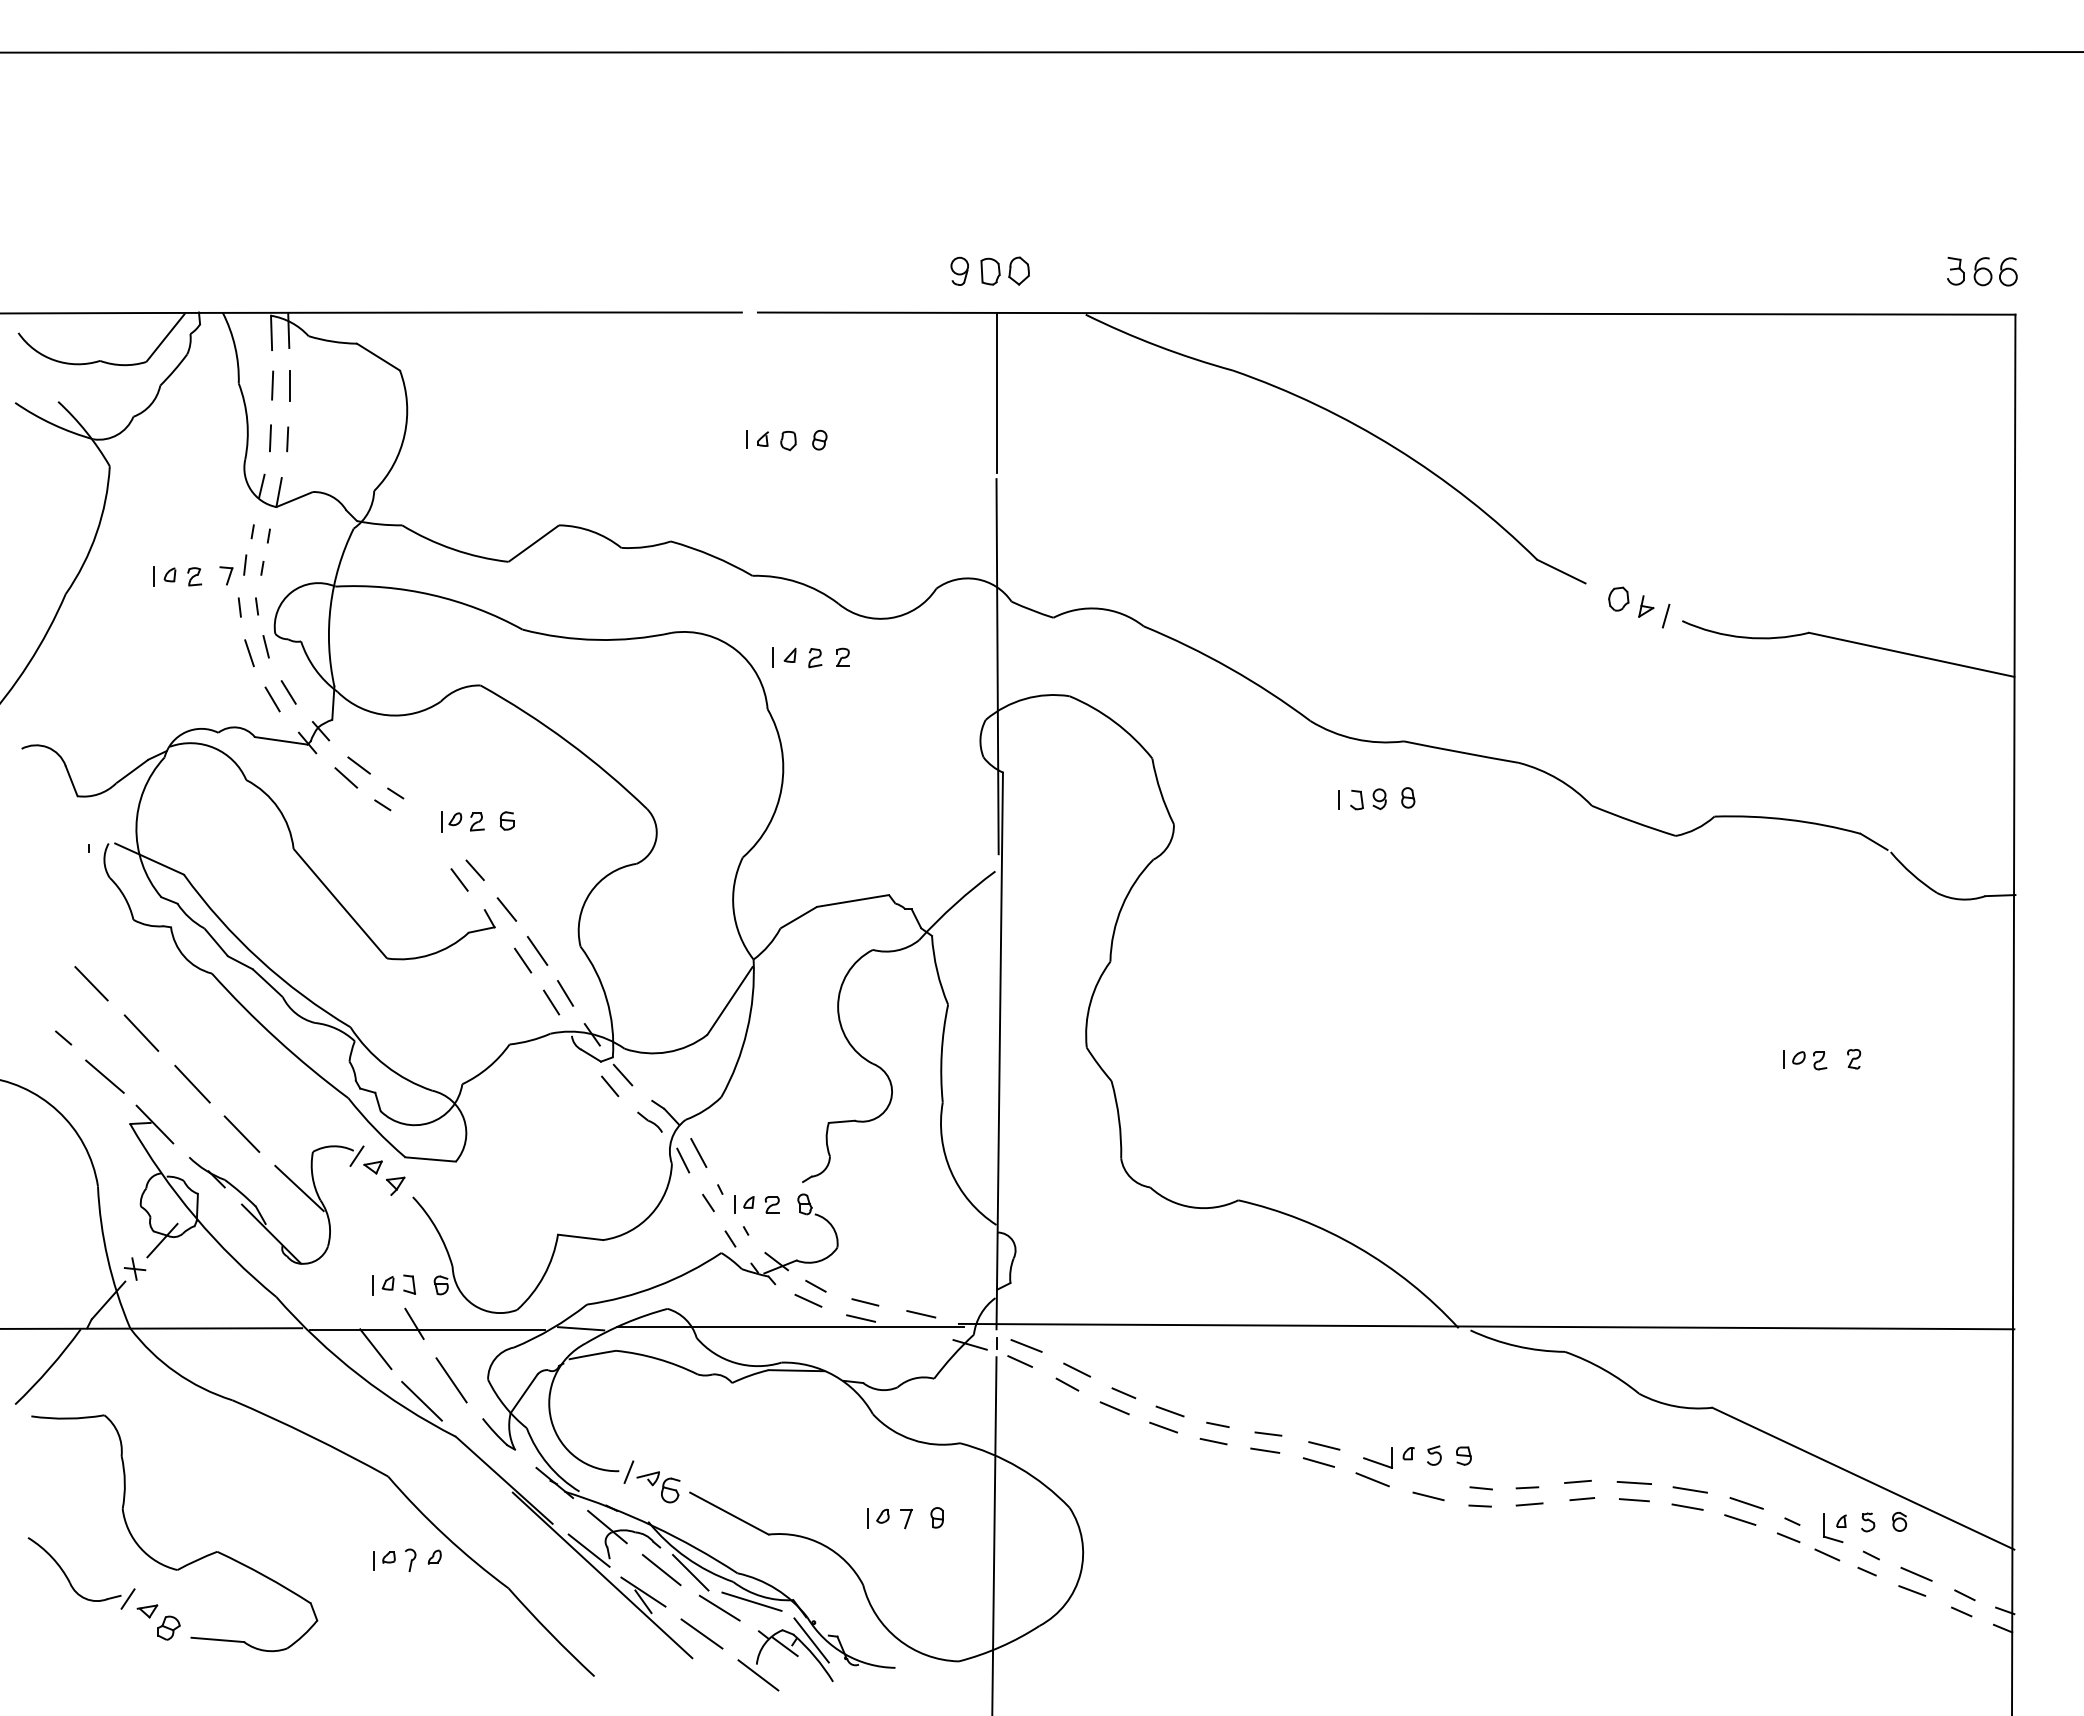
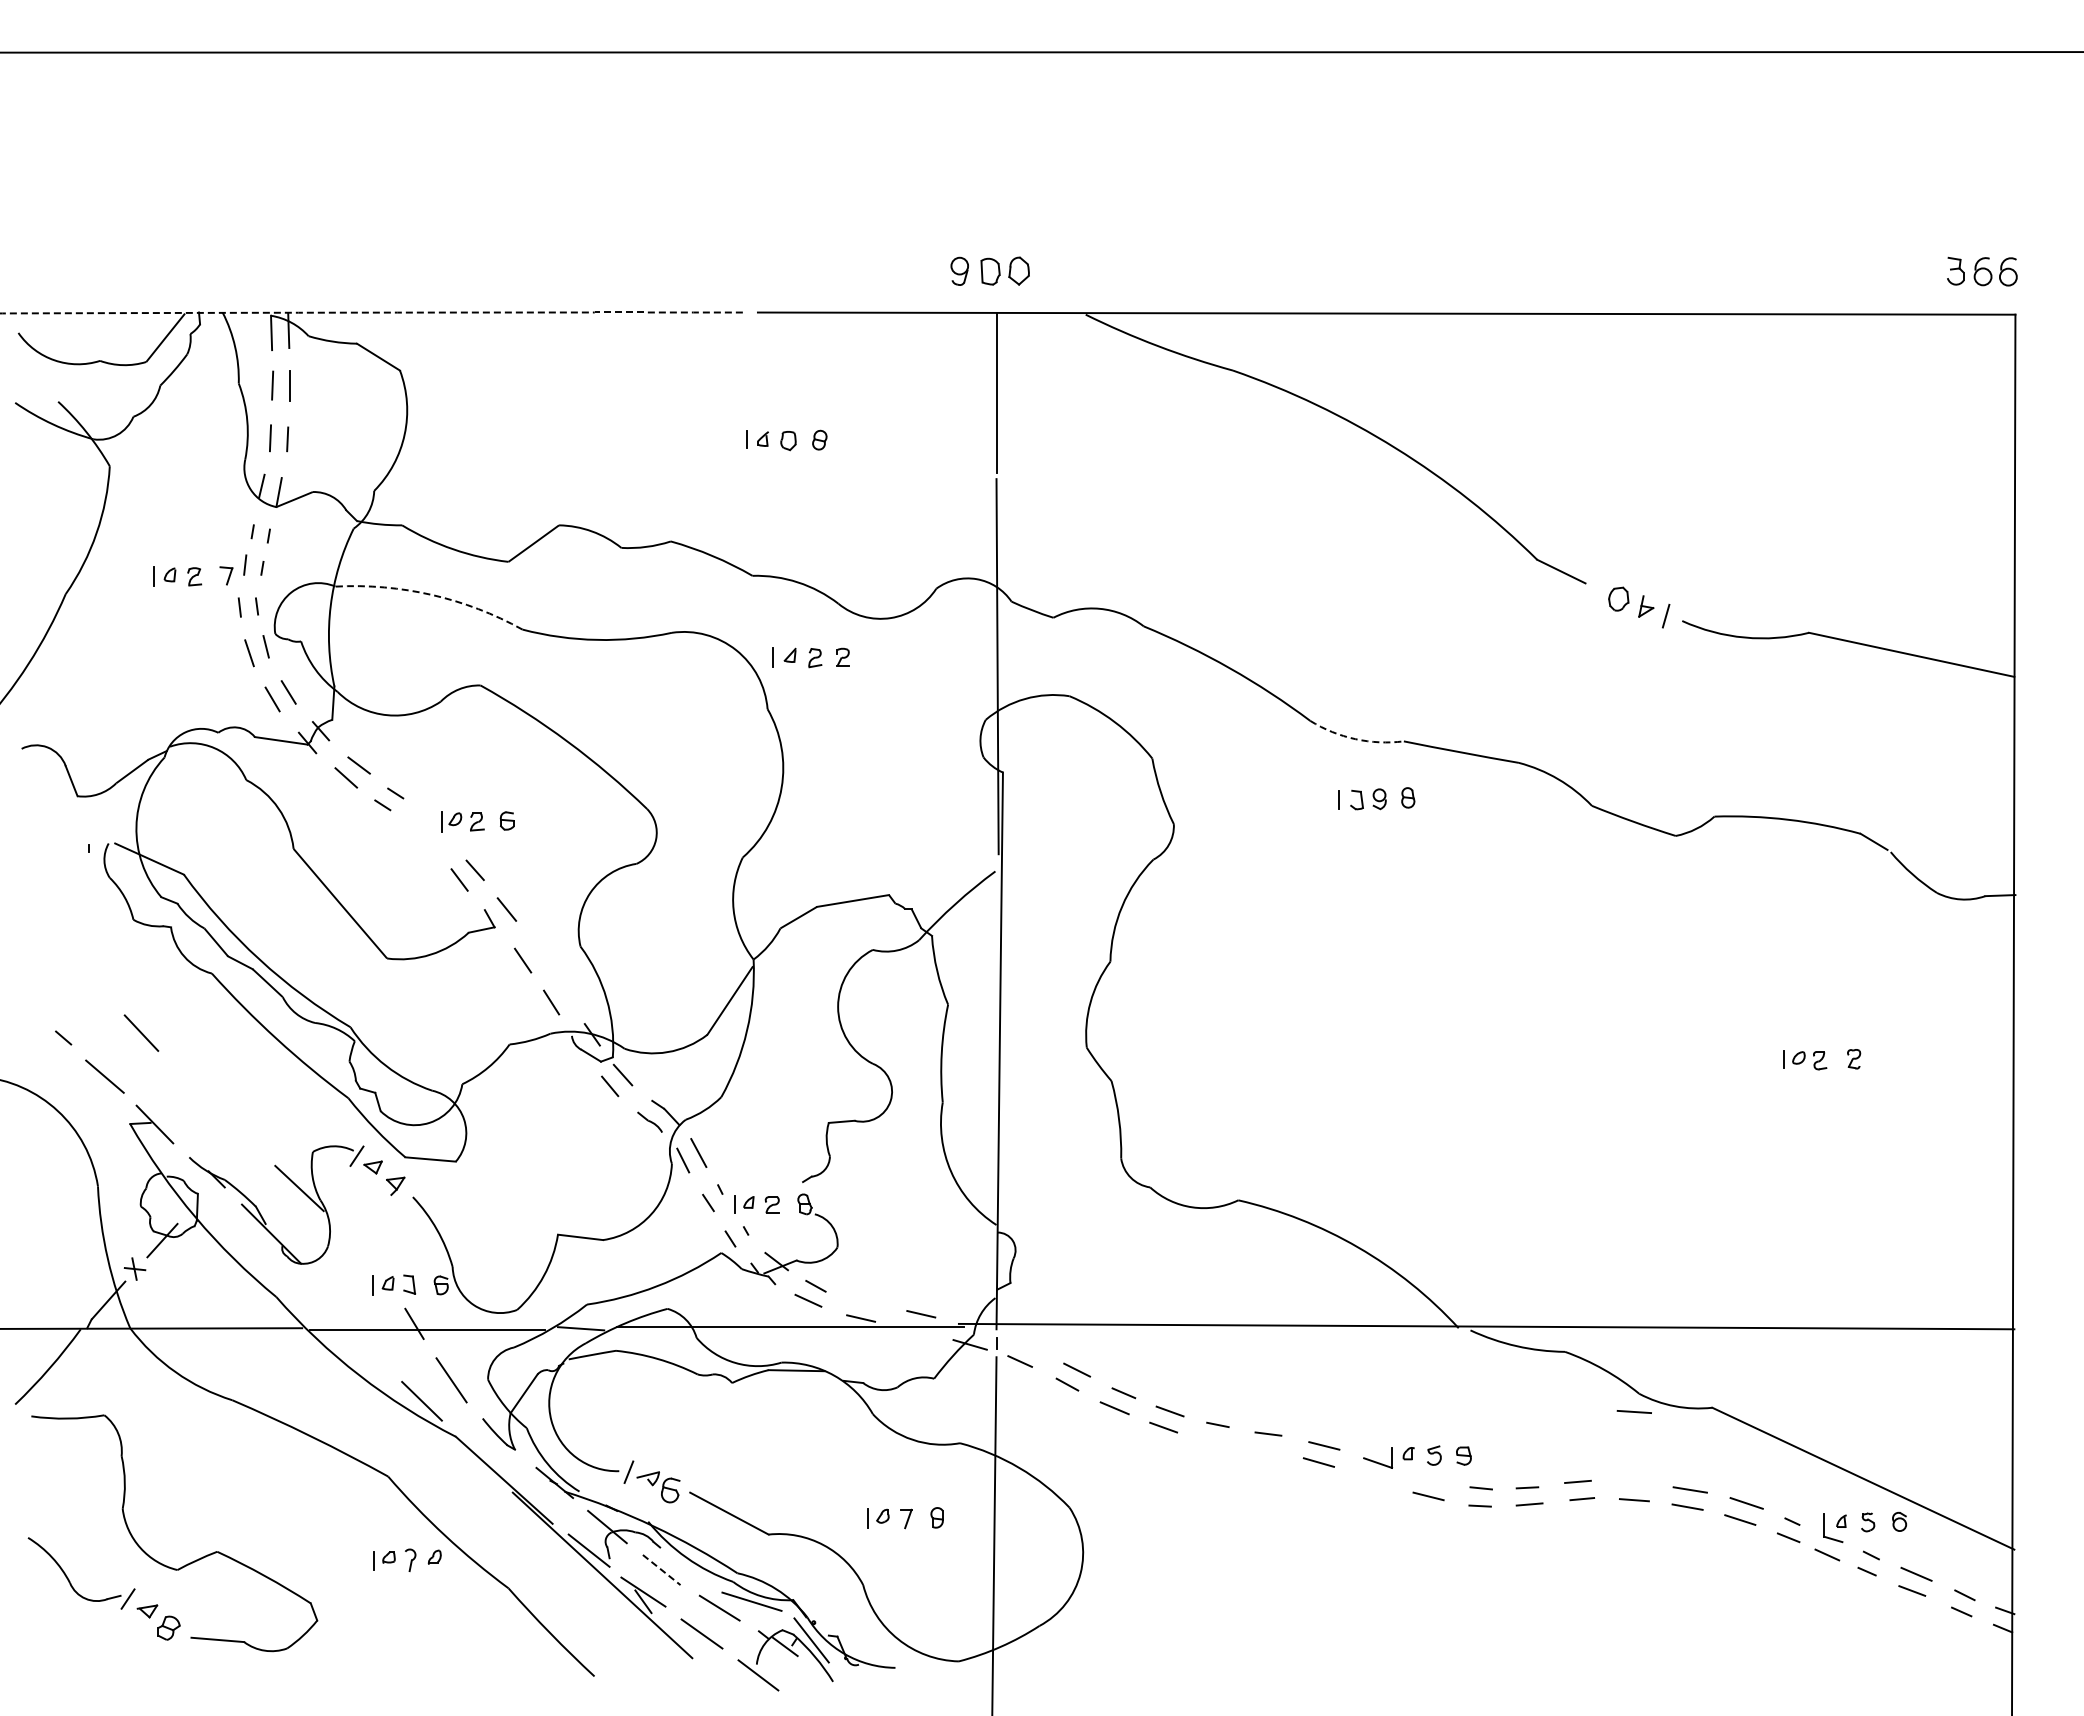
arc: solid -> dashed (370, 312)
arc: solid -> dashed (432, 594)
arc: solid -> dashed (1355, 739)
line: present -> none (537, 950)
line: present -> none (91, 983)
line: present -> none (565, 993)
line: present -> none (192, 1083)
line: present -> none (241, 1133)
line: present -> none (865, 1302)
line: present -> none (1026, 1345)
line: present -> none (375, 1349)
line: present -> none (1213, 1441)
line: present -> none (1265, 1450)
line: present -> none (1372, 1479)
line position: (1633, 1482) -> (1633, 1411) (1633, 1411)
line: solid -> dashed (662, 1570)
line: present -> none (690, 1572)
